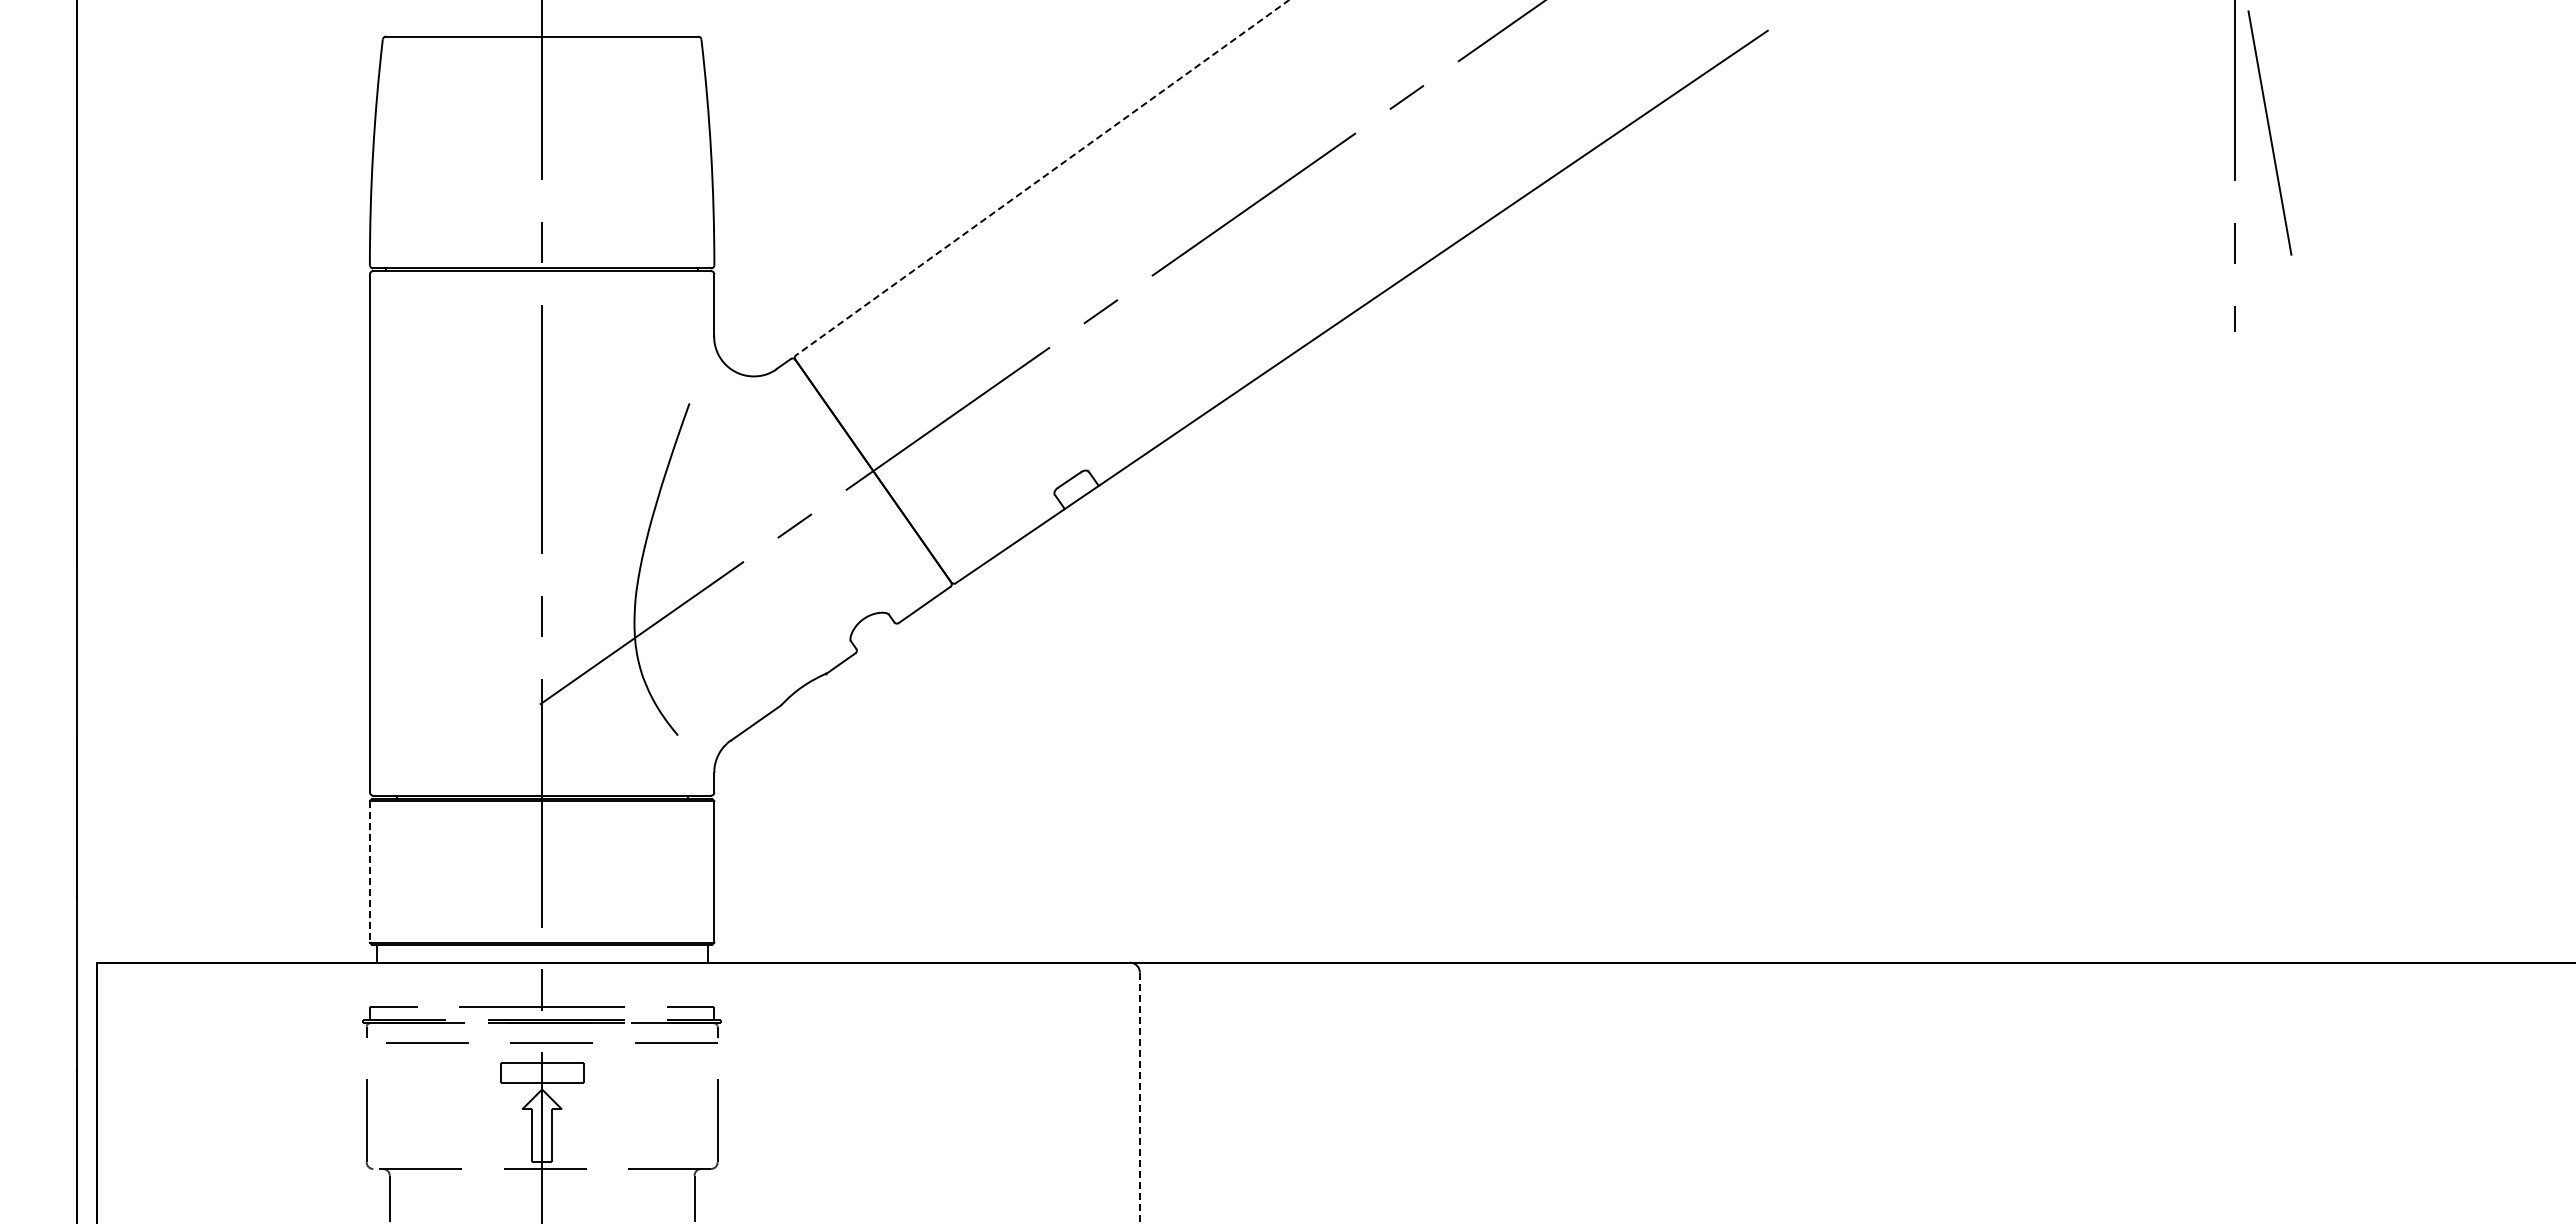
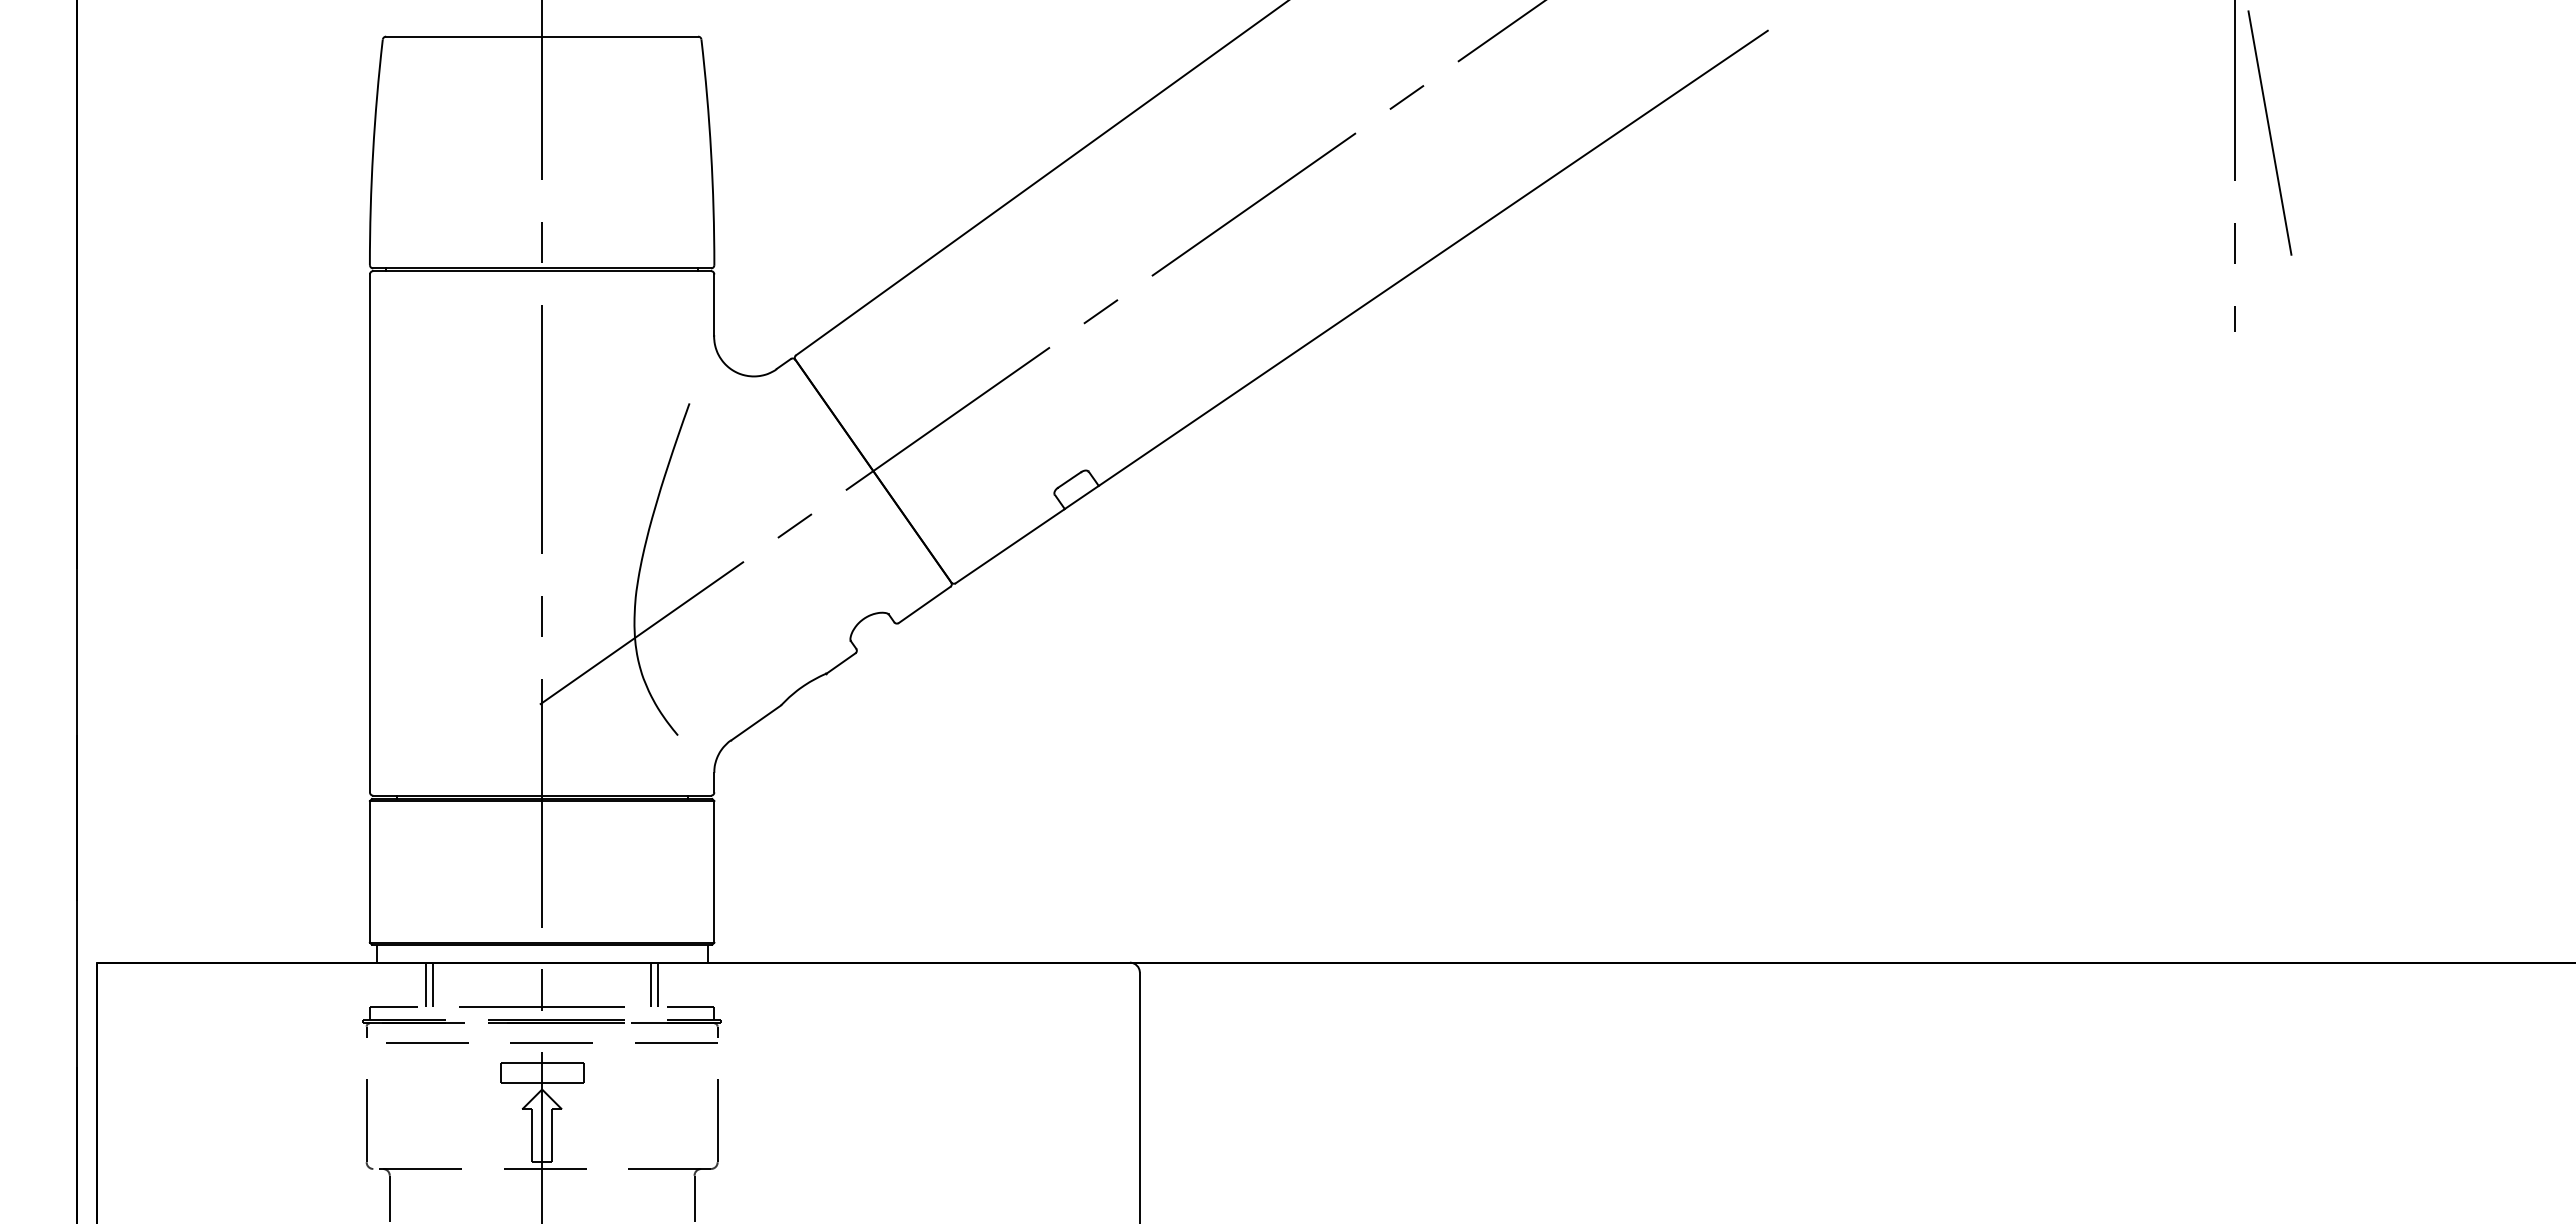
line: dashed -> solid (1042, 177)
line: dashed -> solid (369, 871)
line: none -> present (426, 984)
line: none -> present (432, 984)
line: none -> present (651, 984)
line: none -> present (658, 984)
line: dashed -> solid (1139, 1098)
